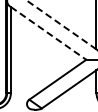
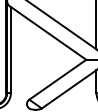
line: dashed -> solid (61, 24)
line: dashed -> solid (48, 33)
